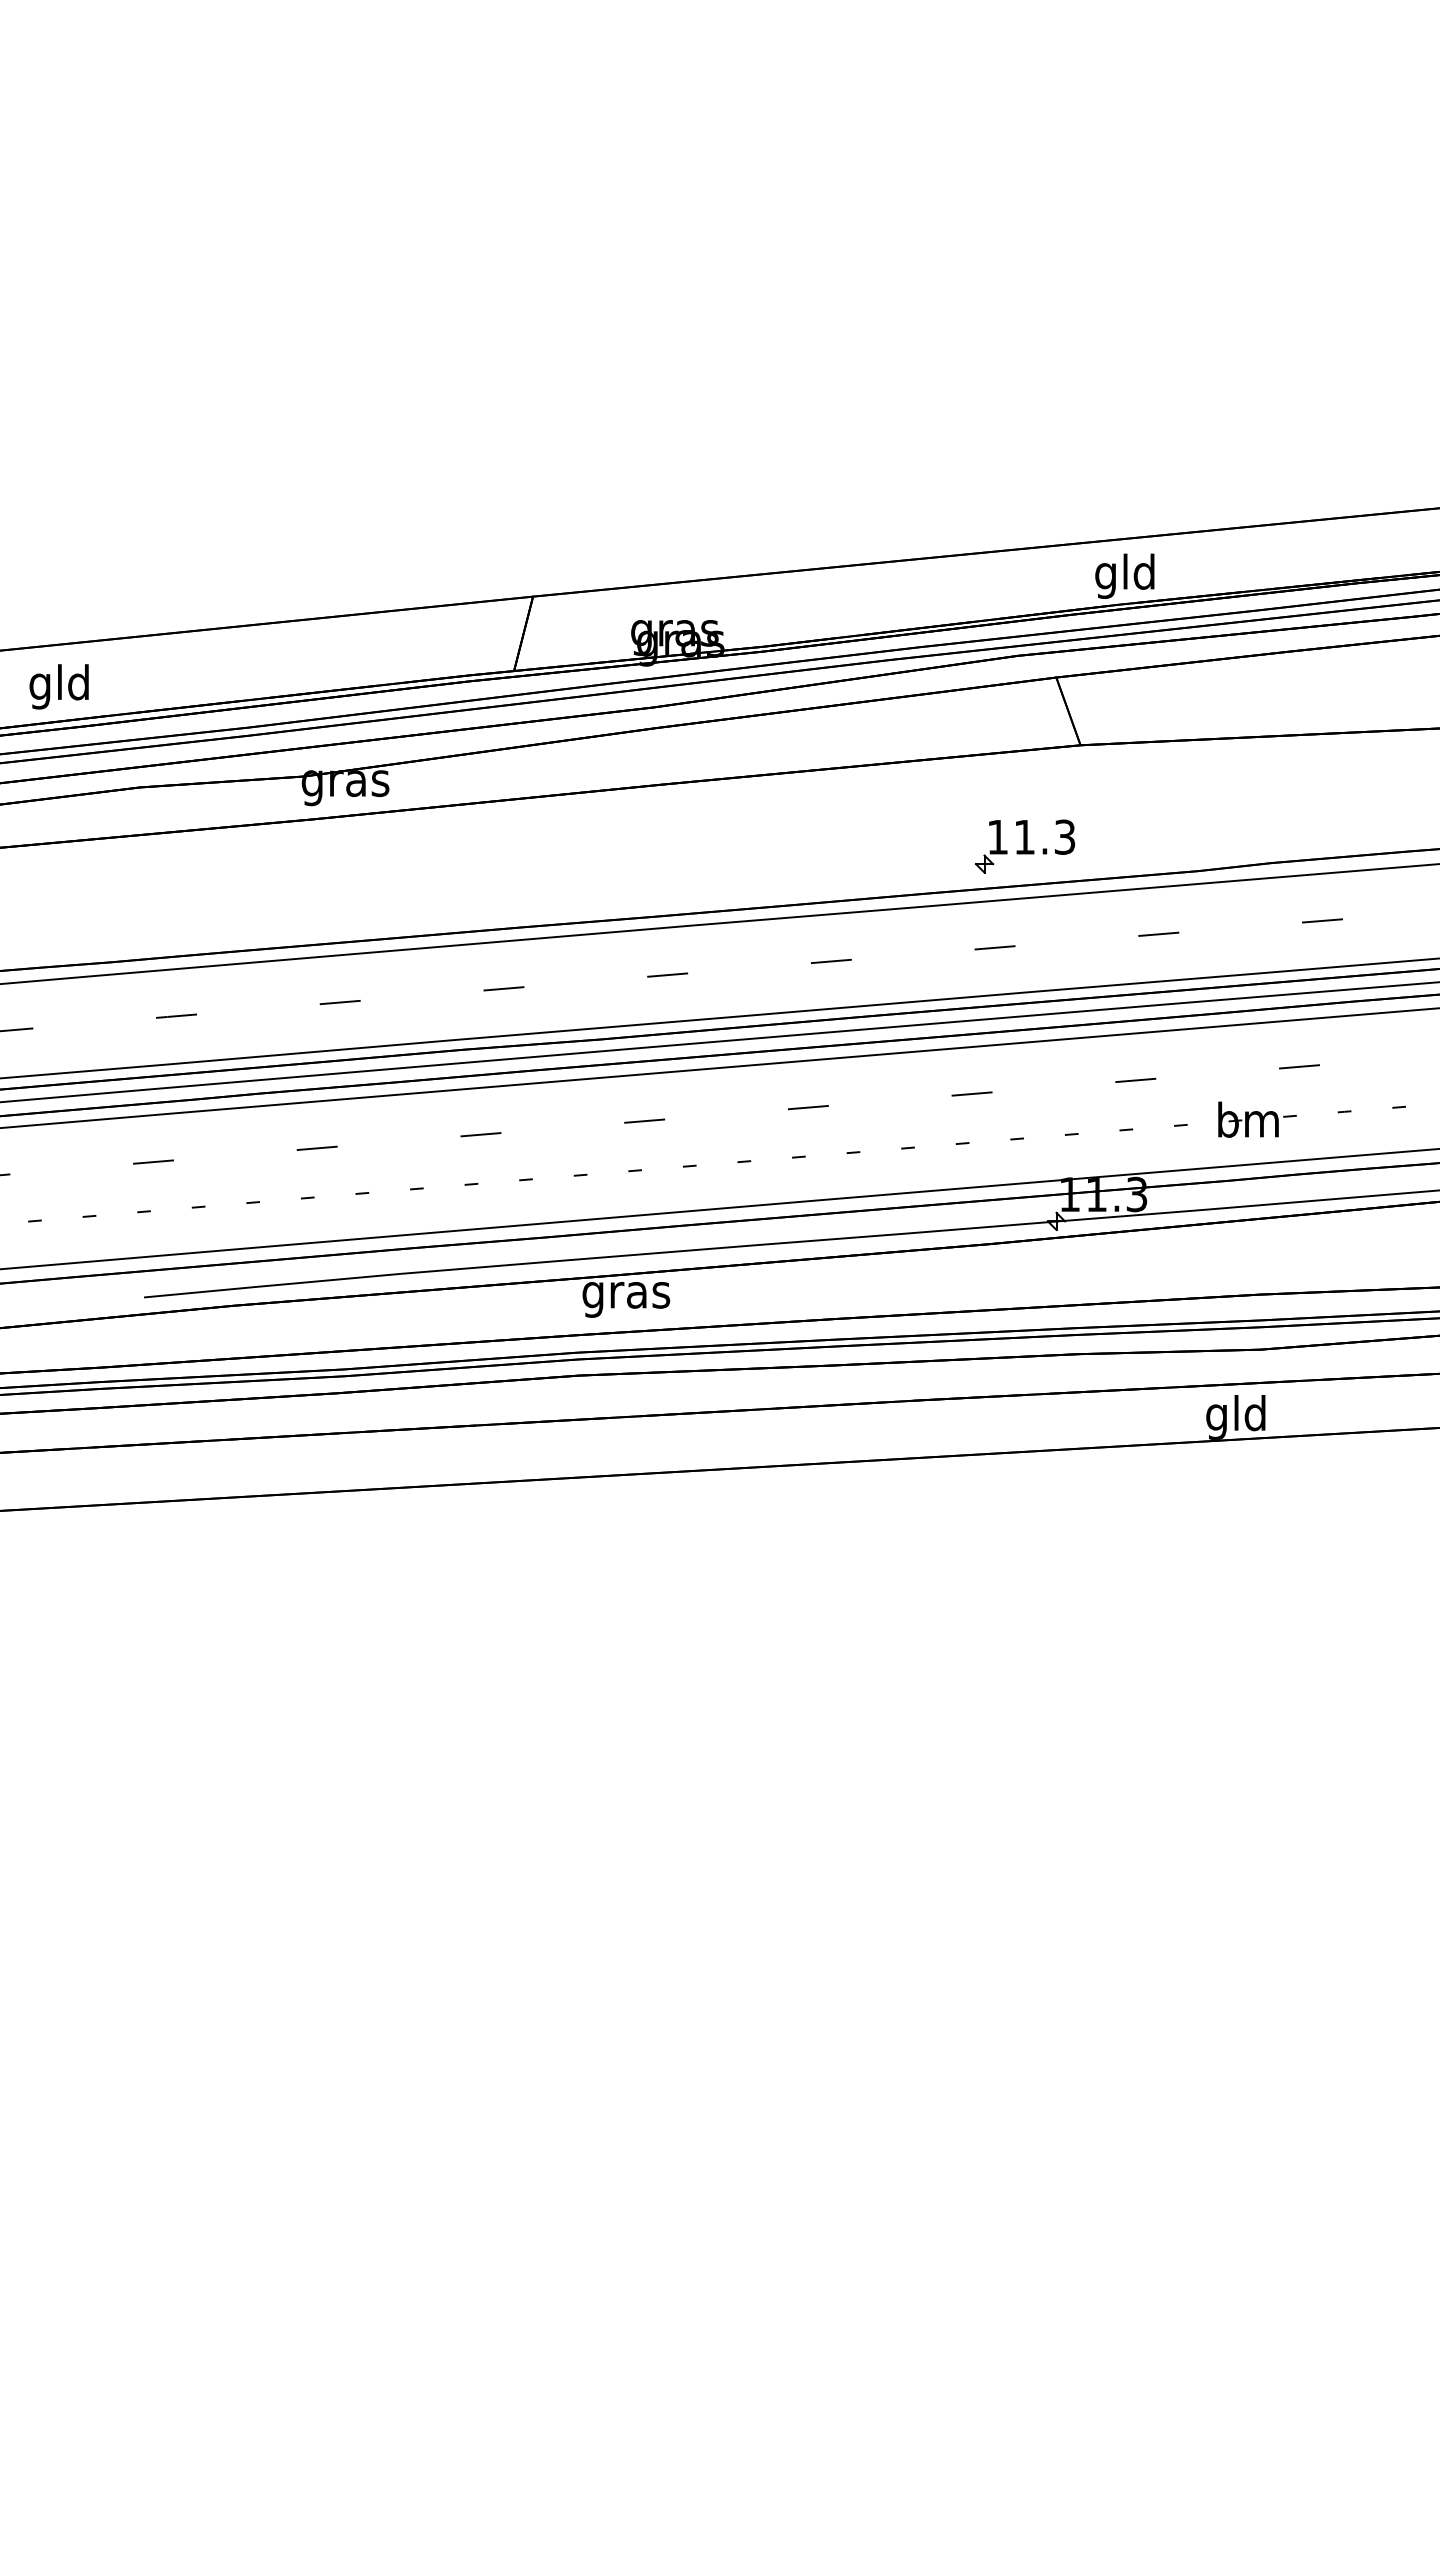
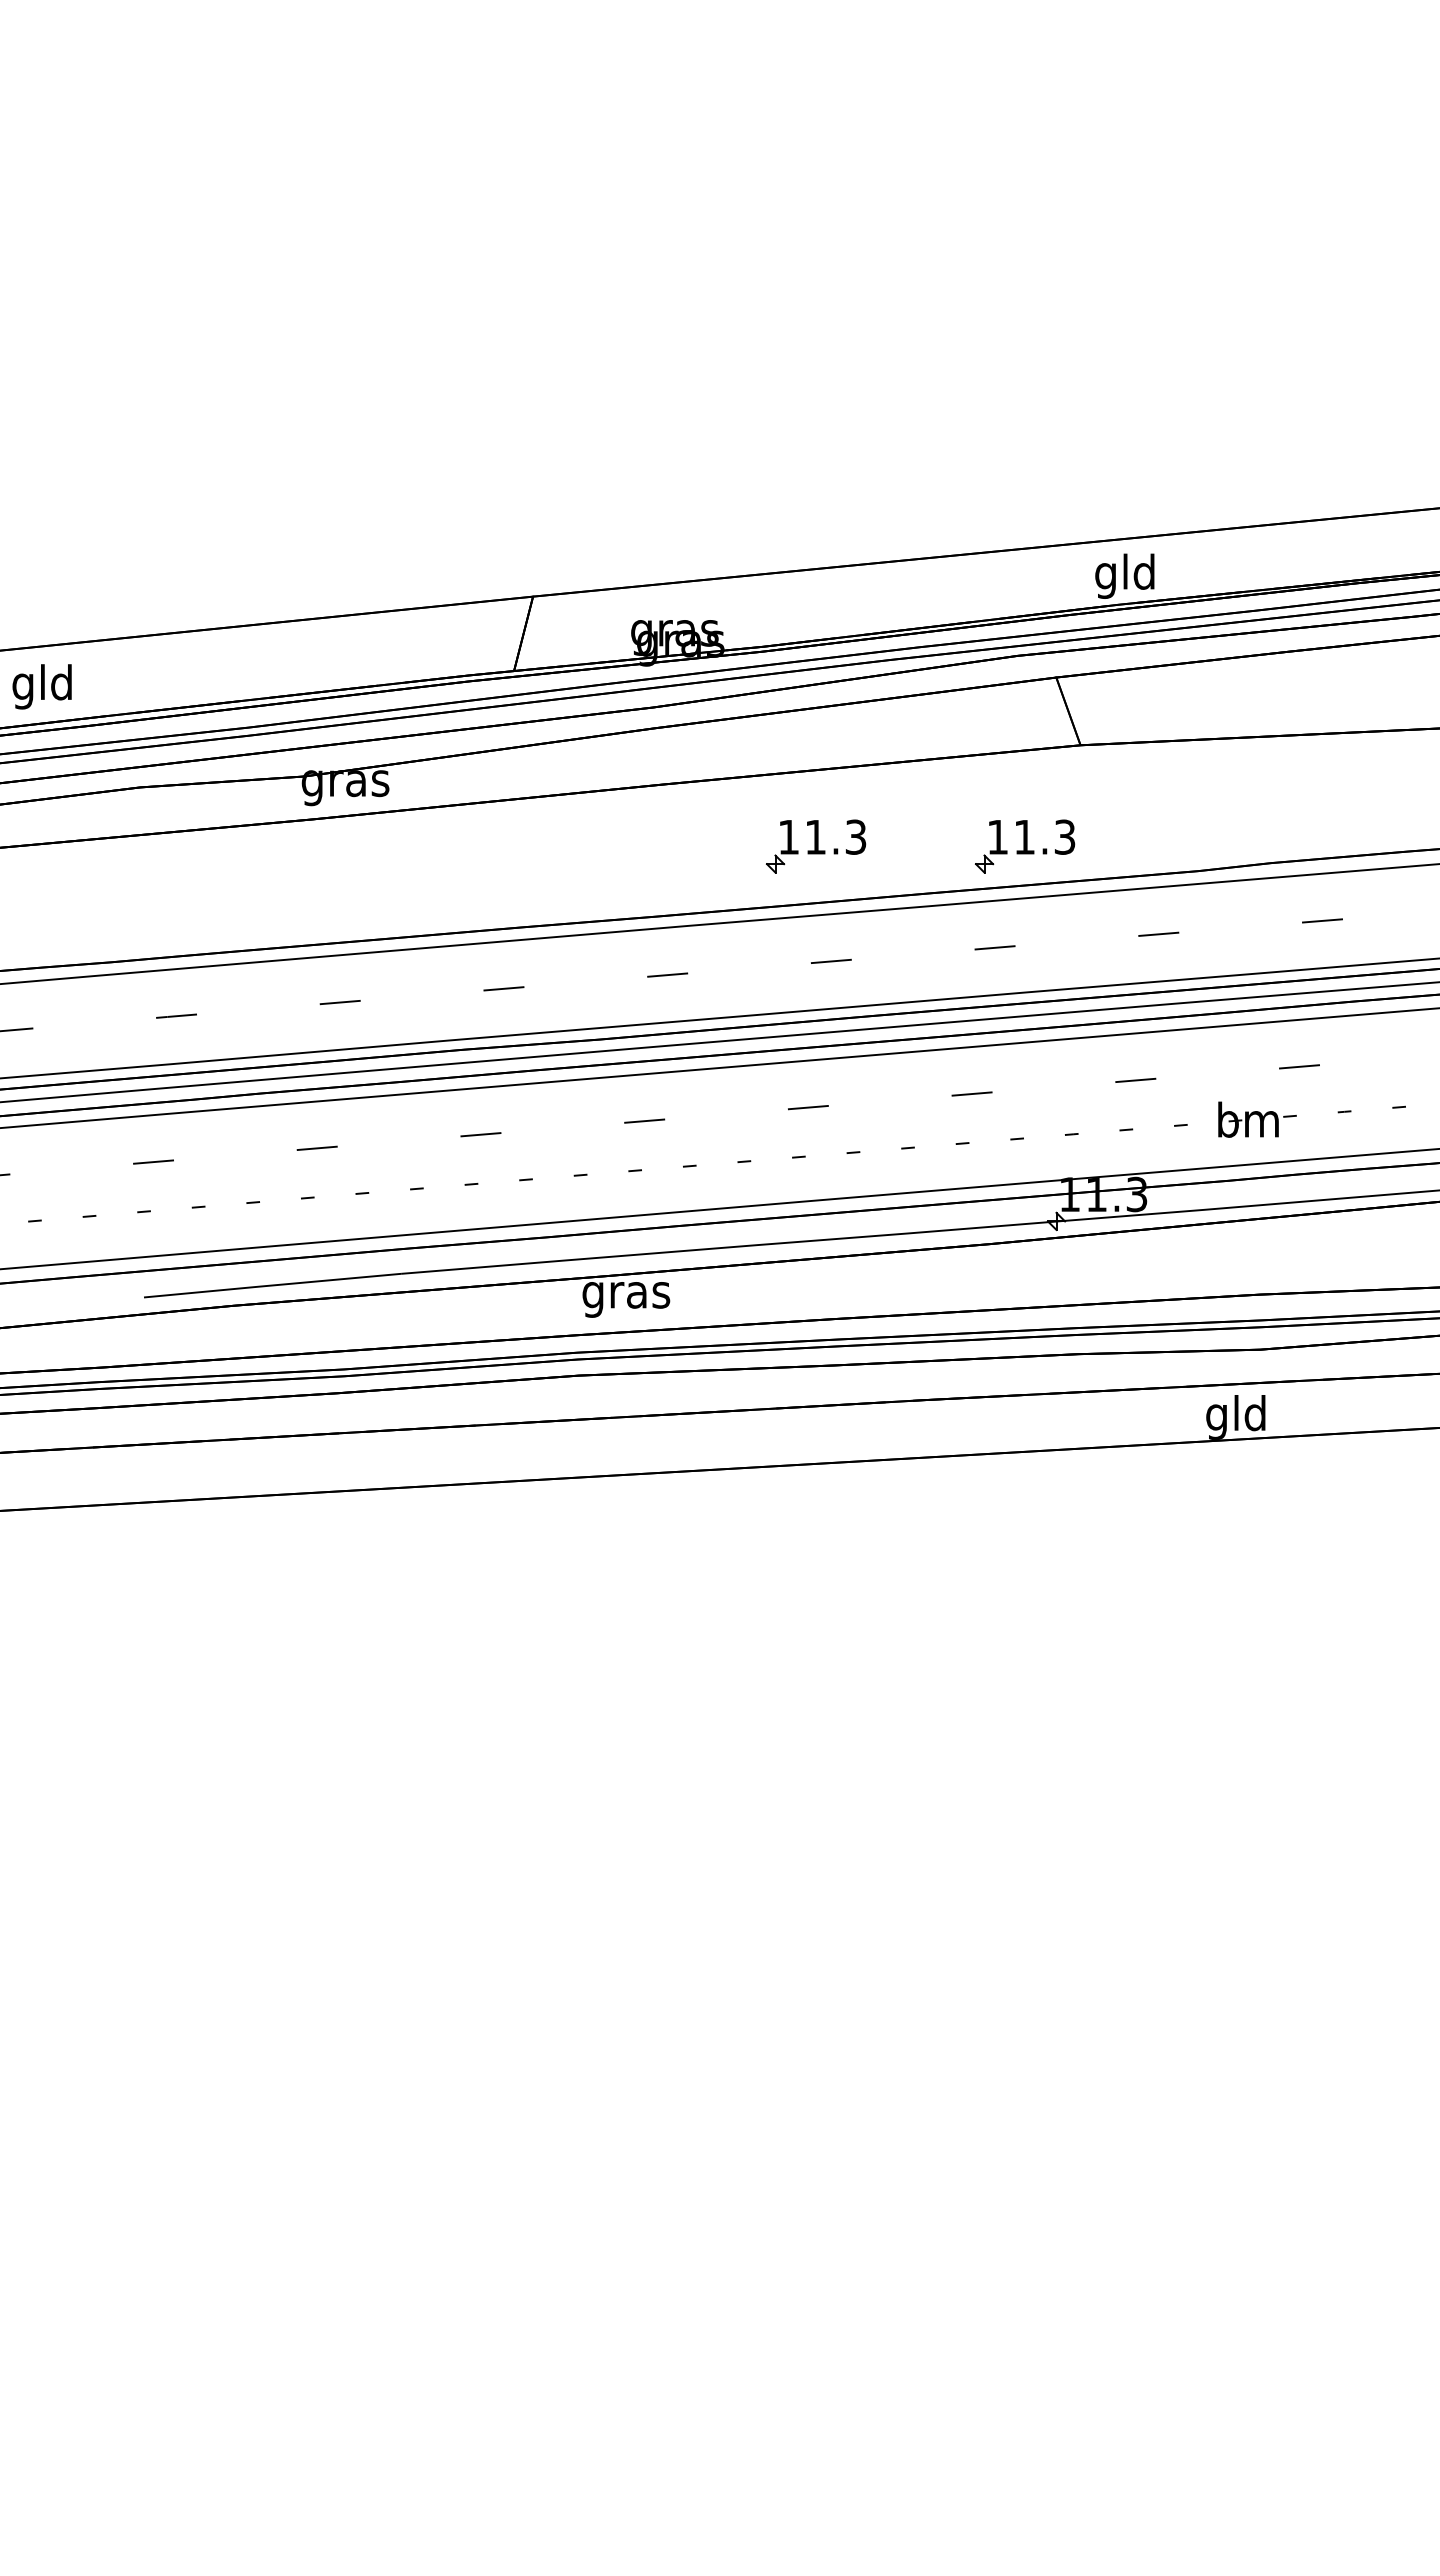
text position: (58, 686) -> (41, 686) (41, 686)
part: none -> present (816, 846)
